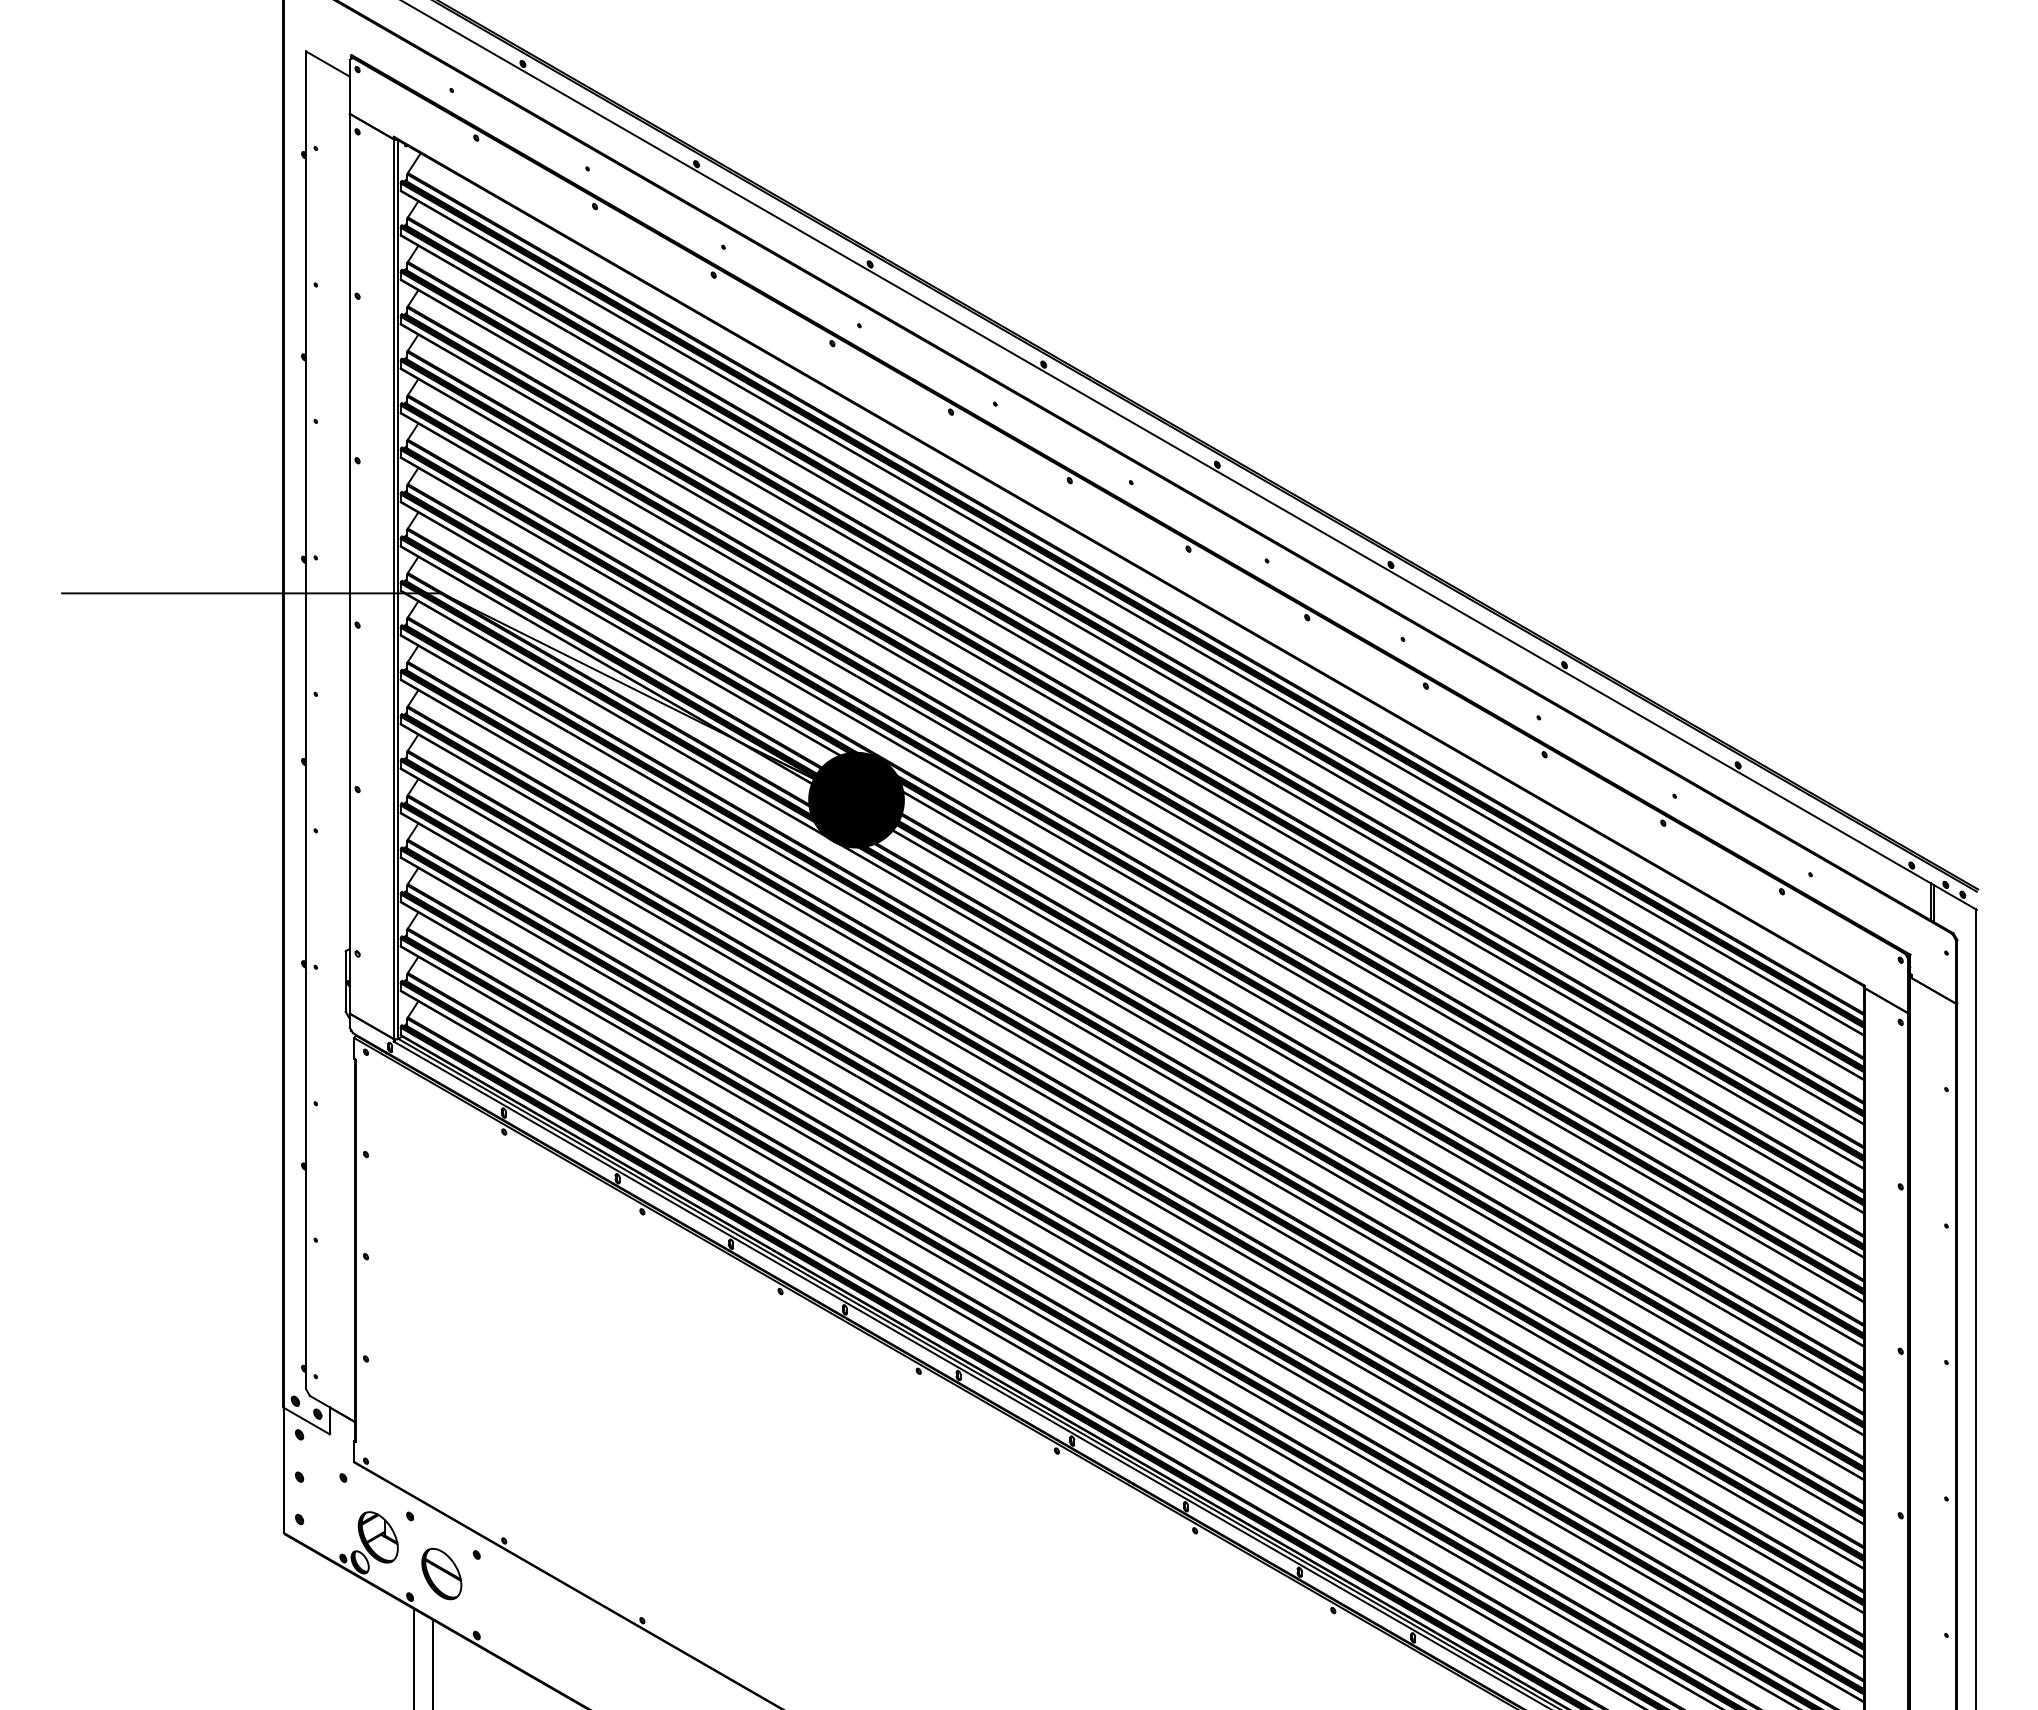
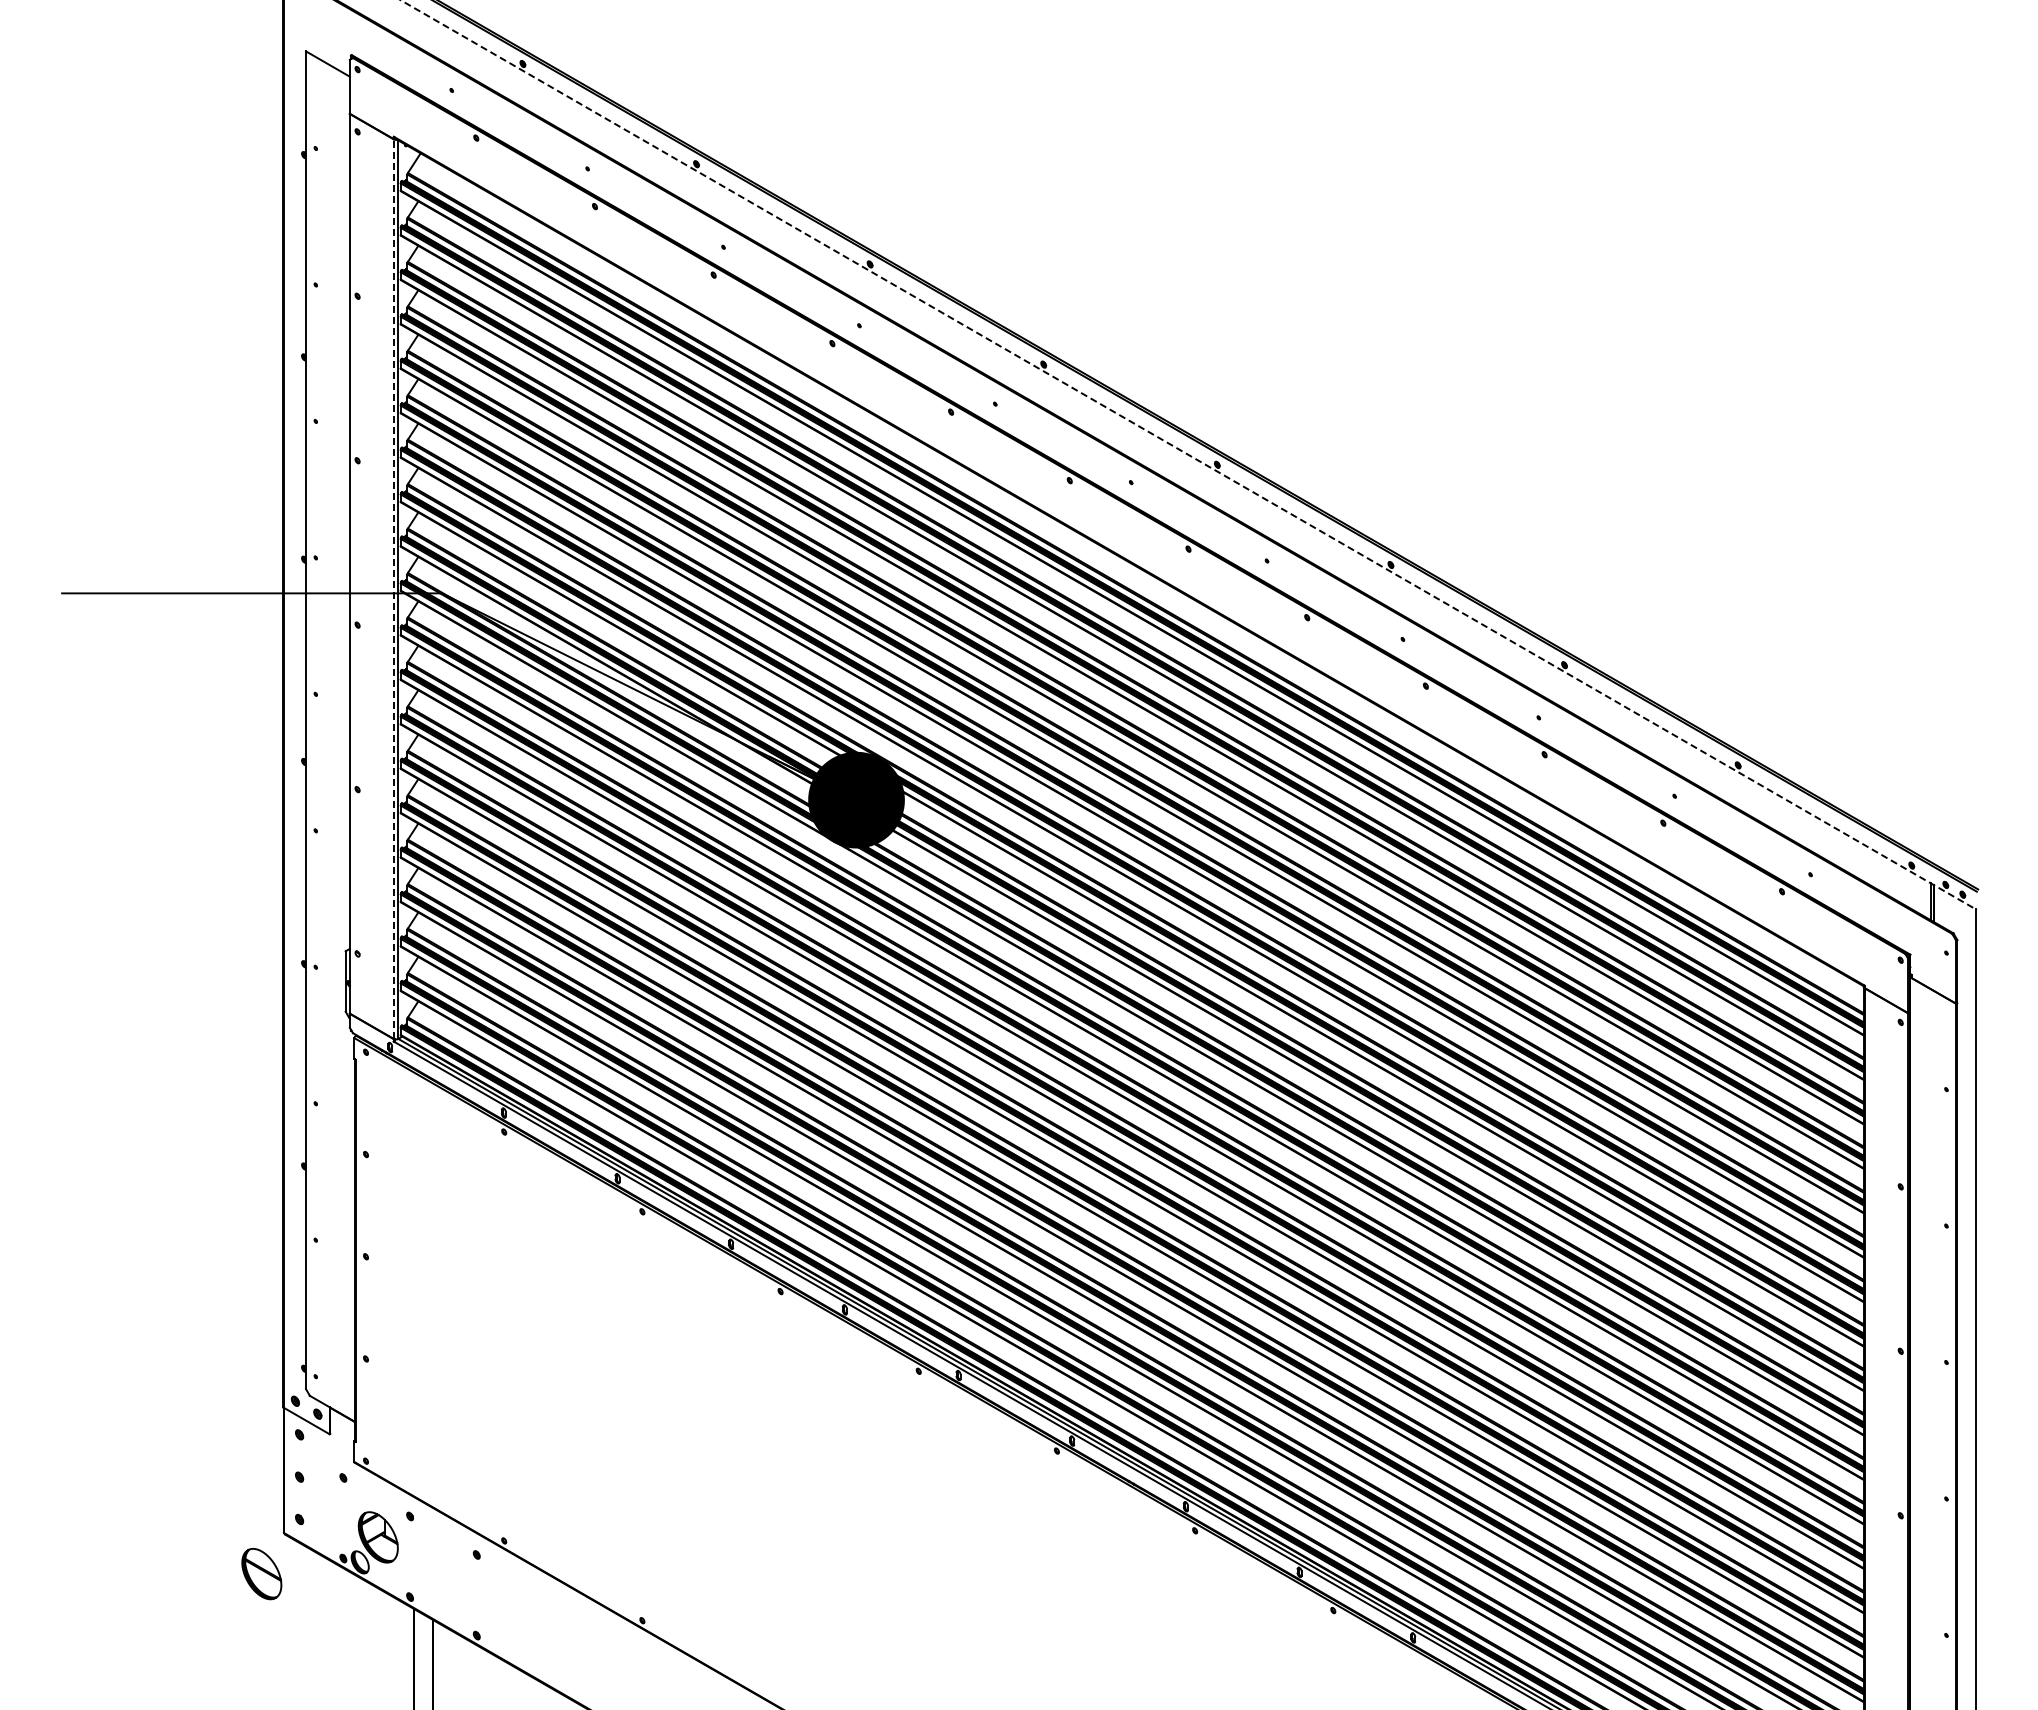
line: solid -> dashed (1189, 455)
line: solid -> dashed (393, 589)
part position: (441, 1574) -> (261, 1574) (261, 1574)
